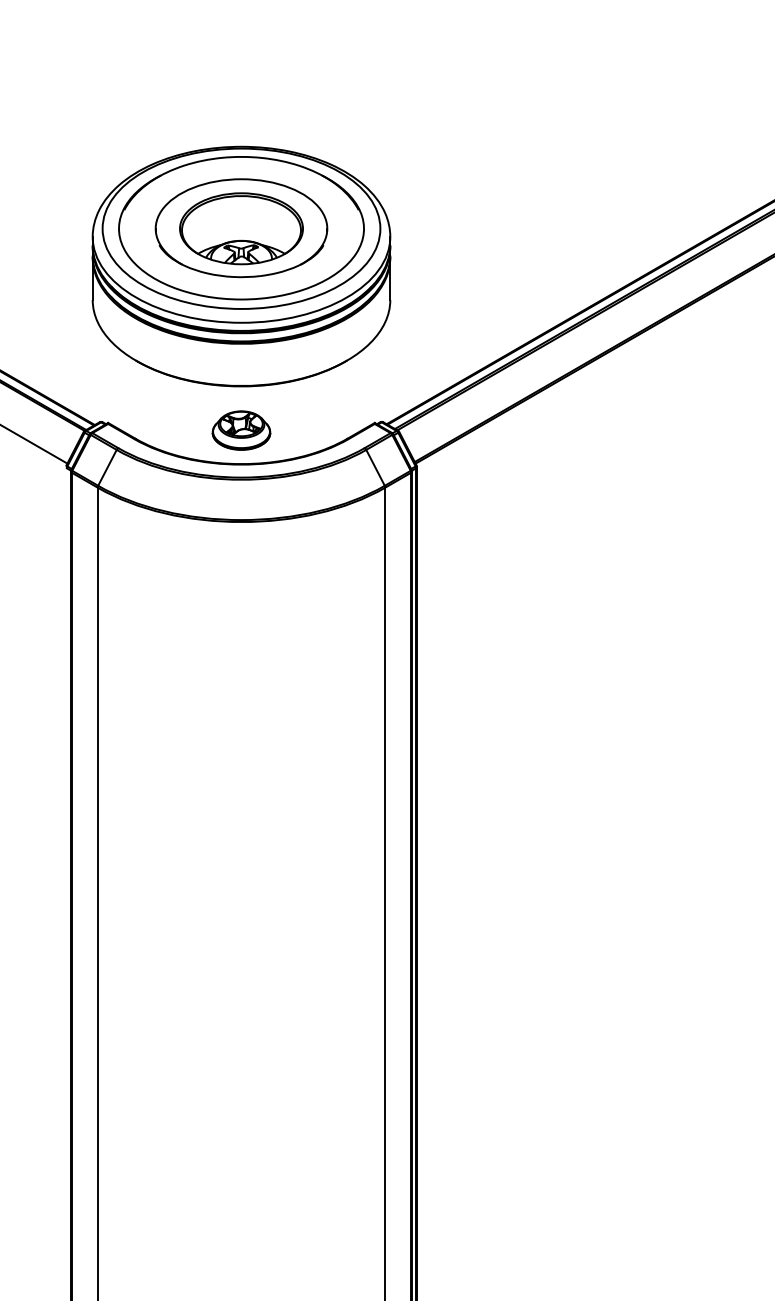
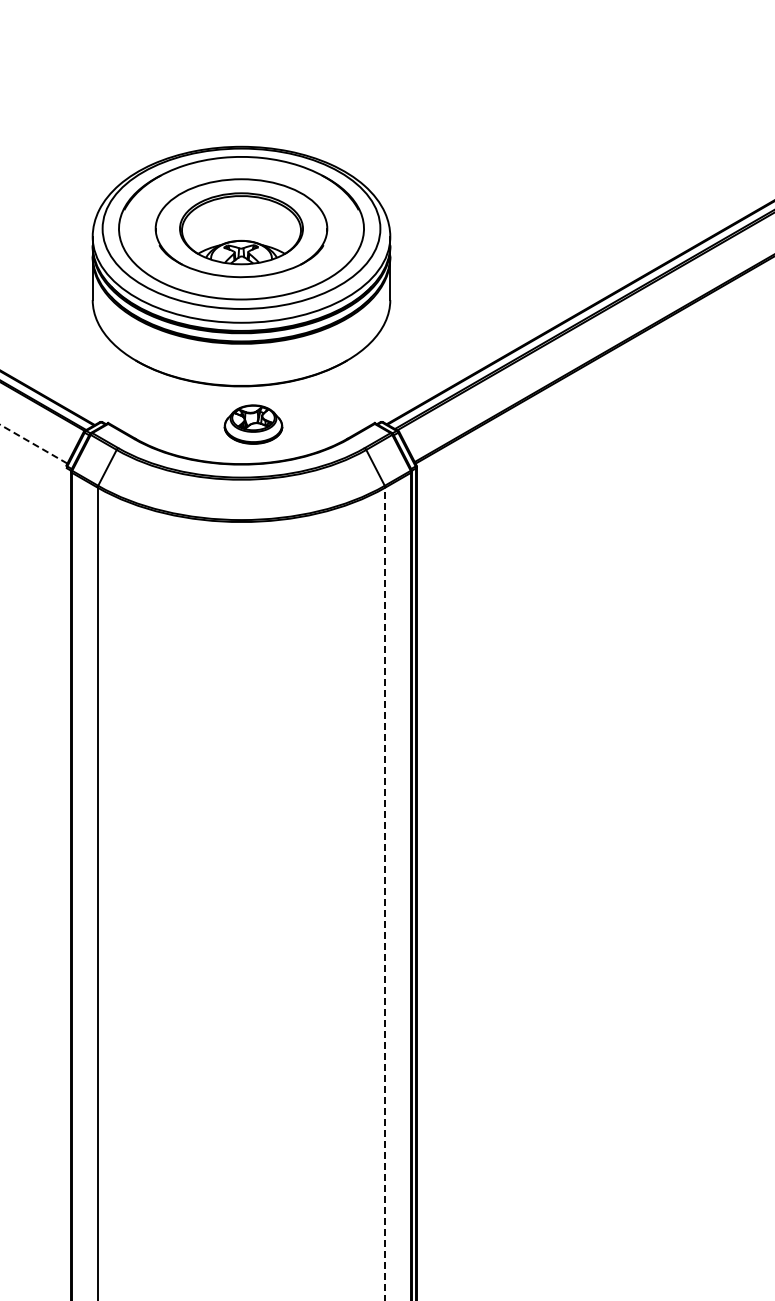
part position: (241, 430) -> (253, 424) (253, 424)
line: solid -> dashed (33, 444)
line: solid -> dashed (385, 893)
